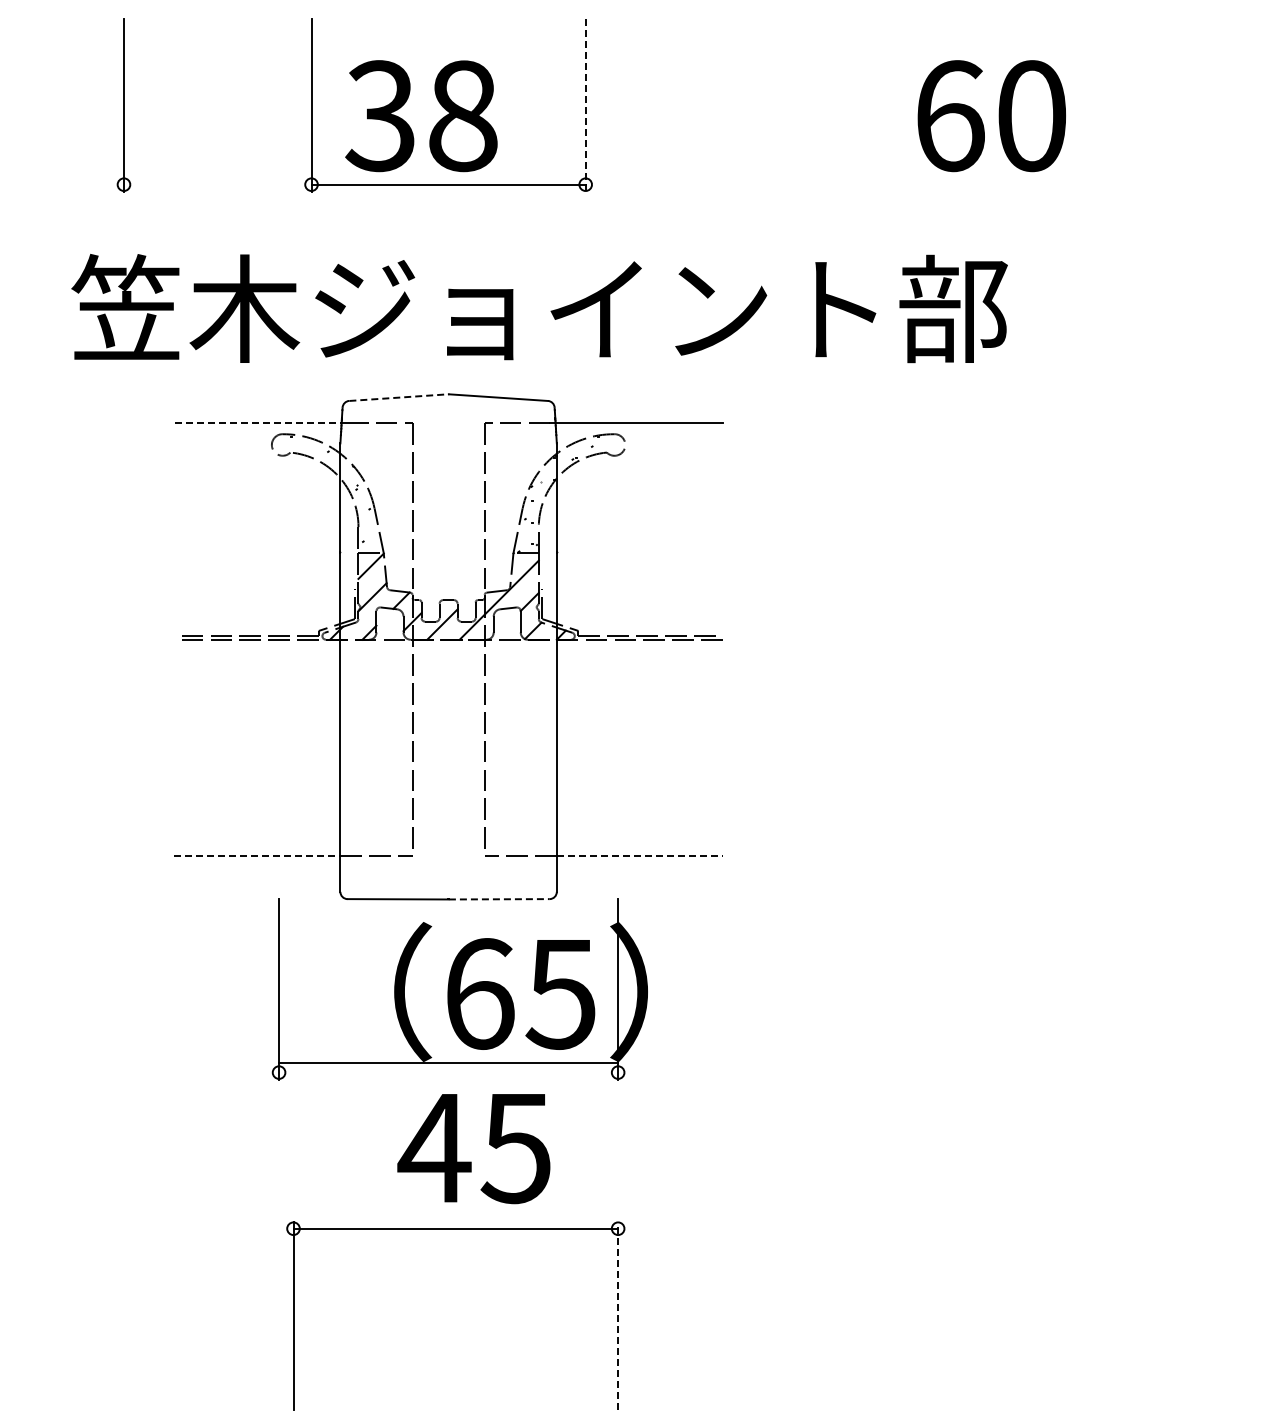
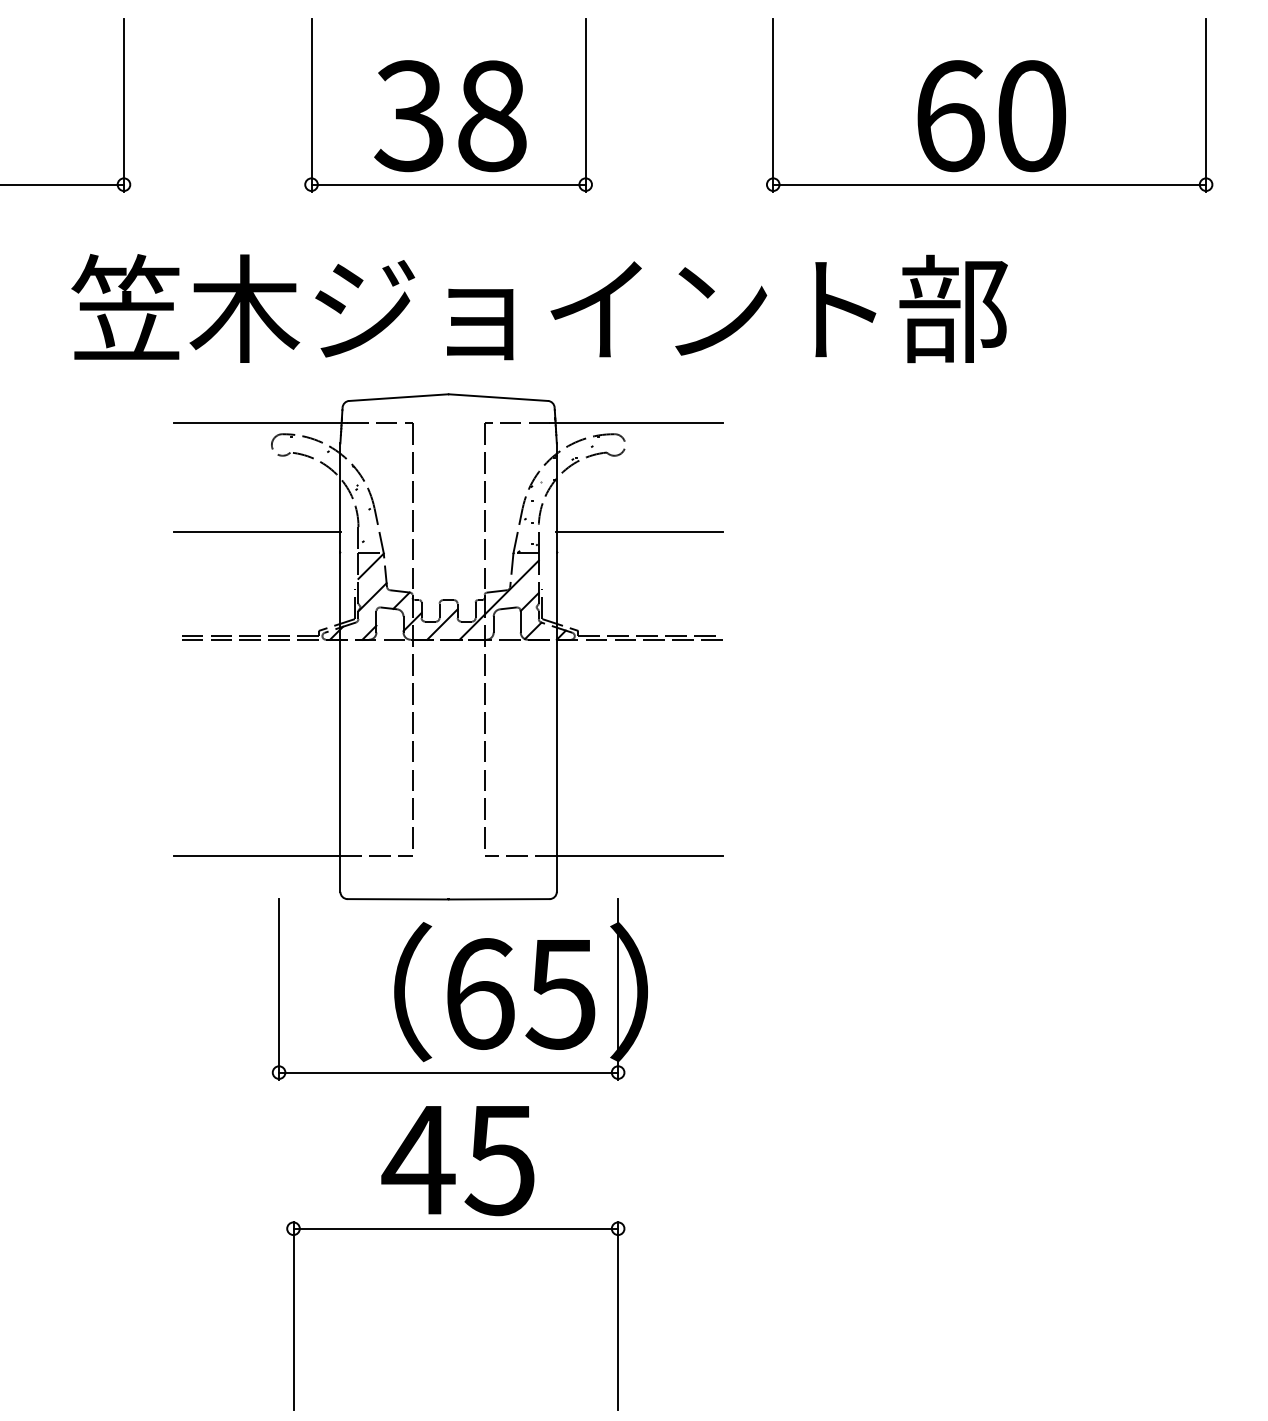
line: dashed -> solid (585, 105)
text position: (421, 116) -> (450, 116) (450, 116)
line: none -> present (62, 184)
part: none -> present (989, 184)
line: dashed -> solid (399, 397)
line: dashed -> solid (260, 423)
line: none -> present (257, 531)
line: none -> present (639, 531)
line: dashed -> solid (257, 856)
line: dashed -> solid (639, 856)
line: dashed -> solid (499, 899)
line position: (448, 1062) -> (448, 1072) (448, 1072)
text position: (473, 1149) -> (457, 1161) (457, 1161)
line: dashed -> solid (618, 1315)
